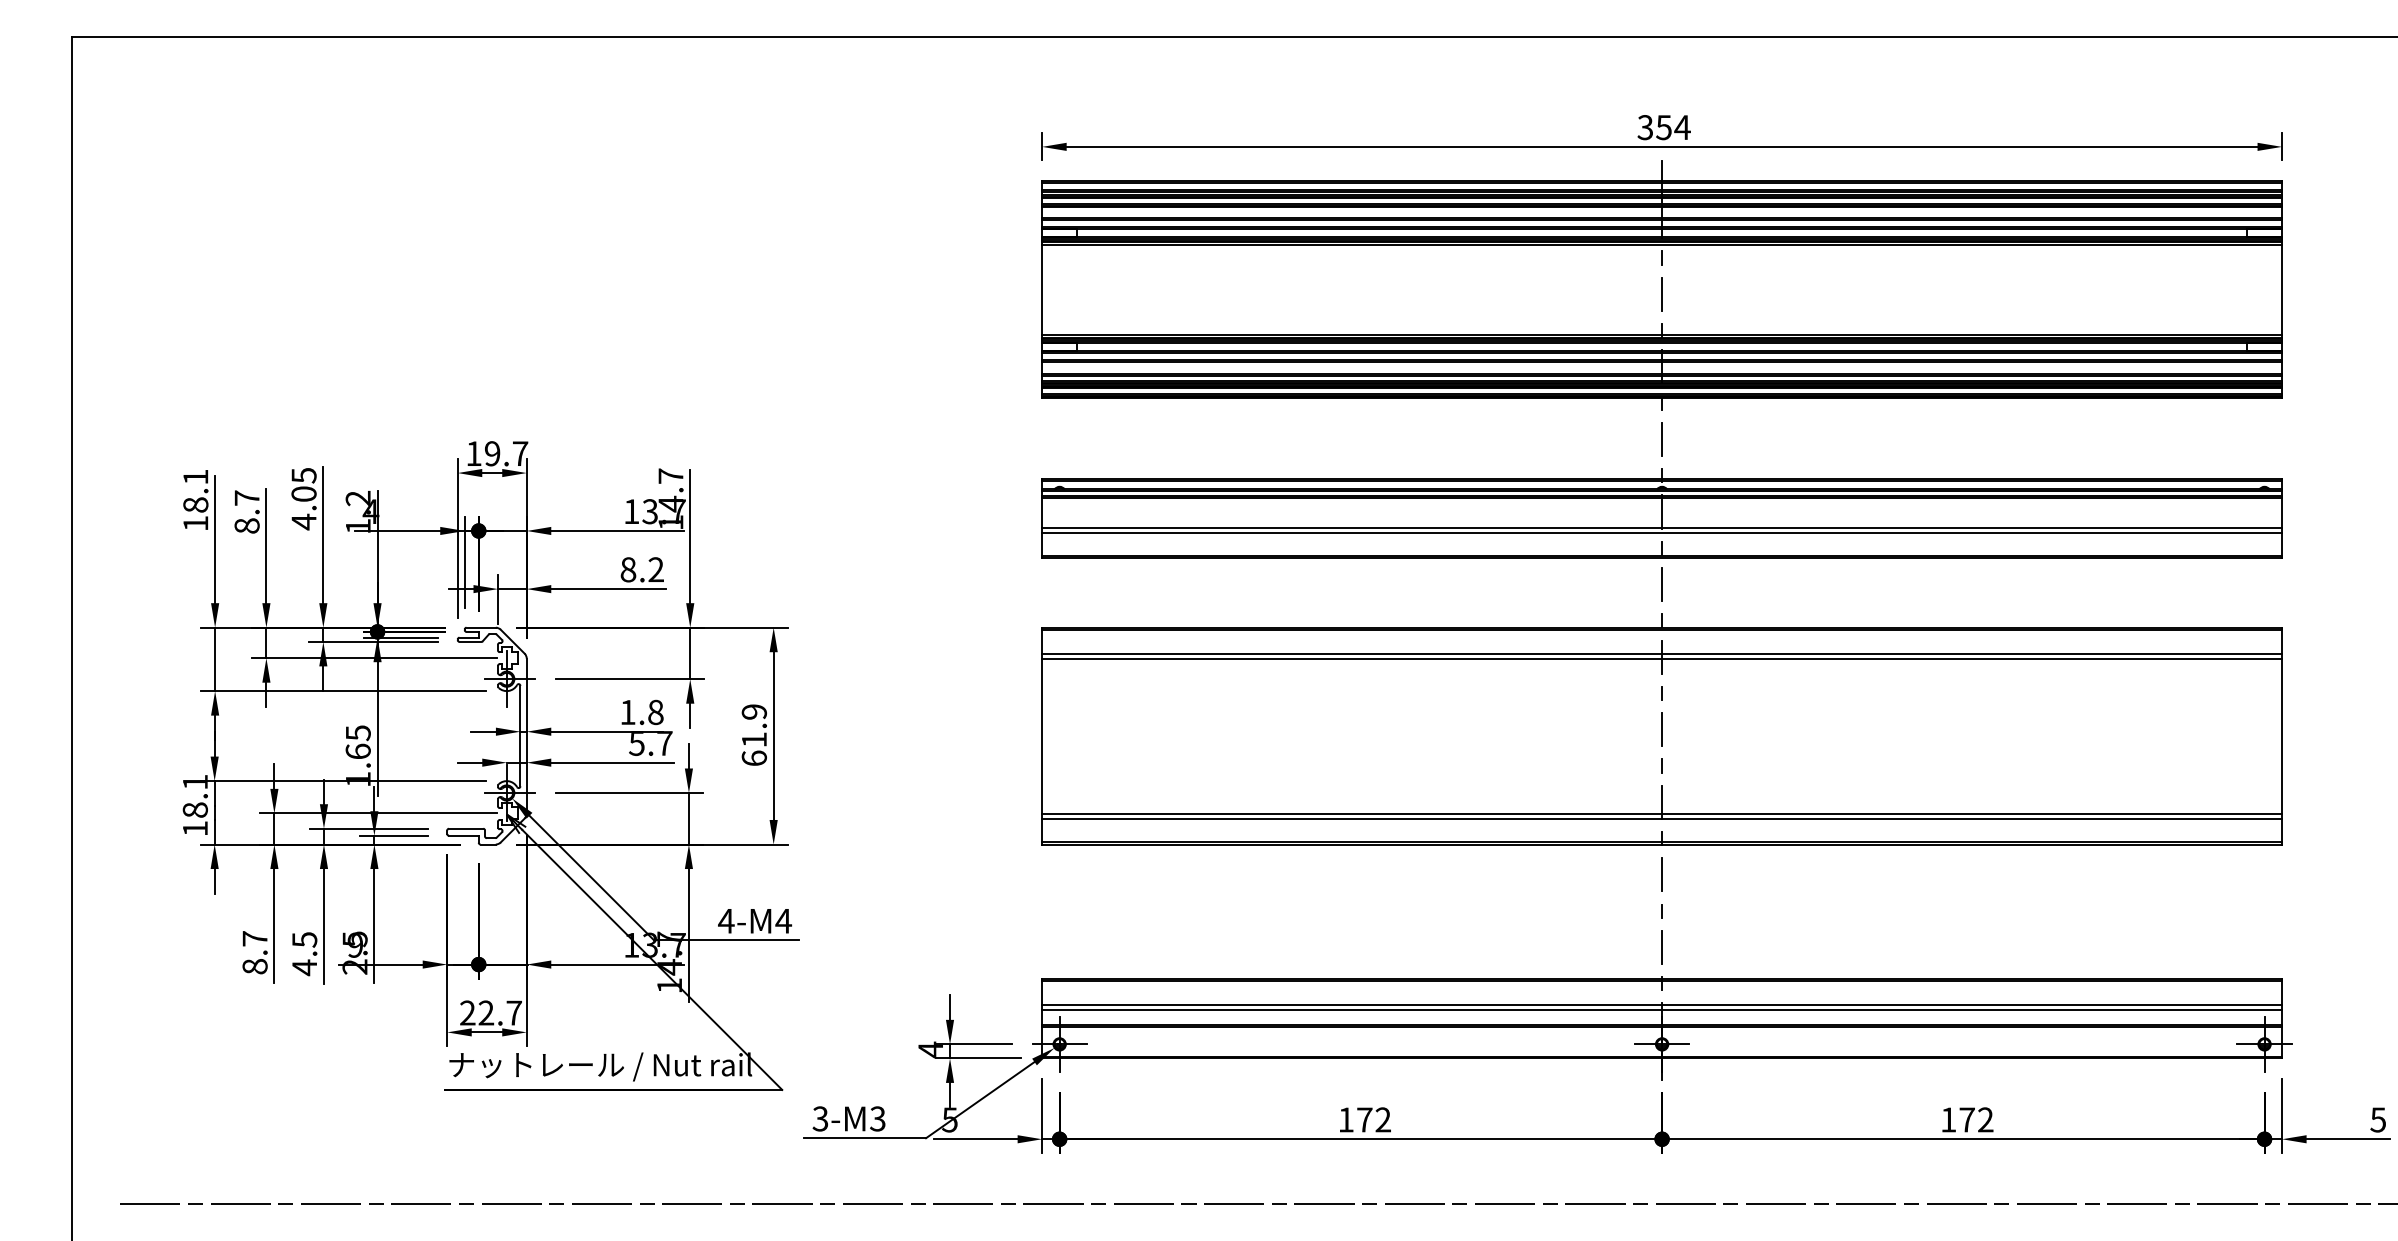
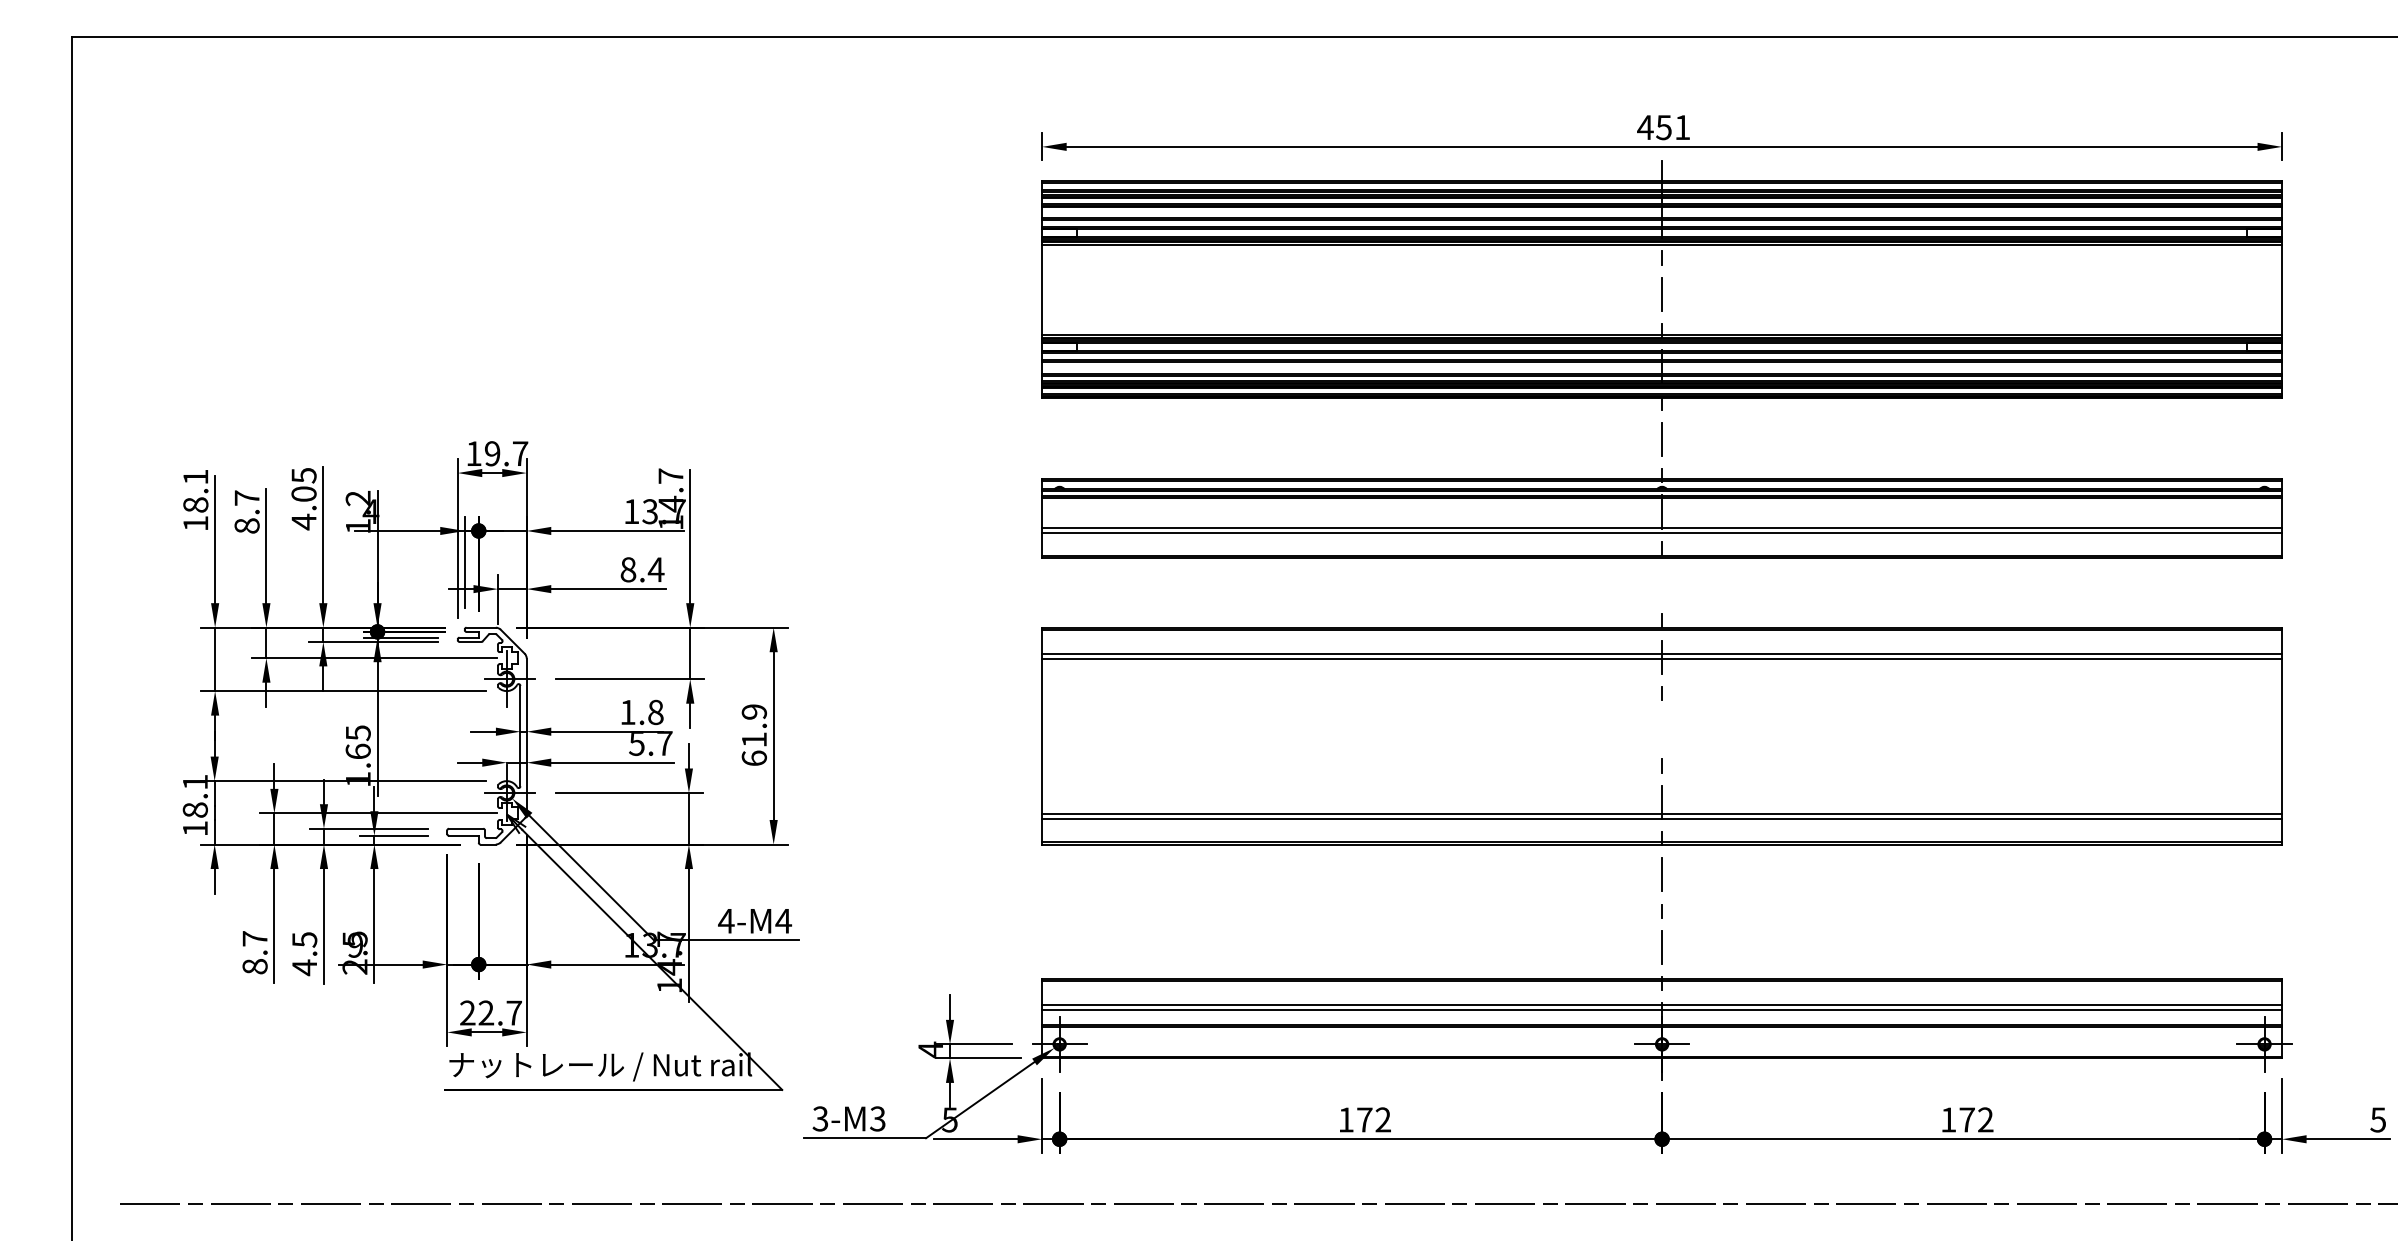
text: 354 -> 451 (1663, 127)
text: 8.2 -> 8.4 (655, 569)
line: present -> none (1661, 584)
line: present -> none (1662, 729)
